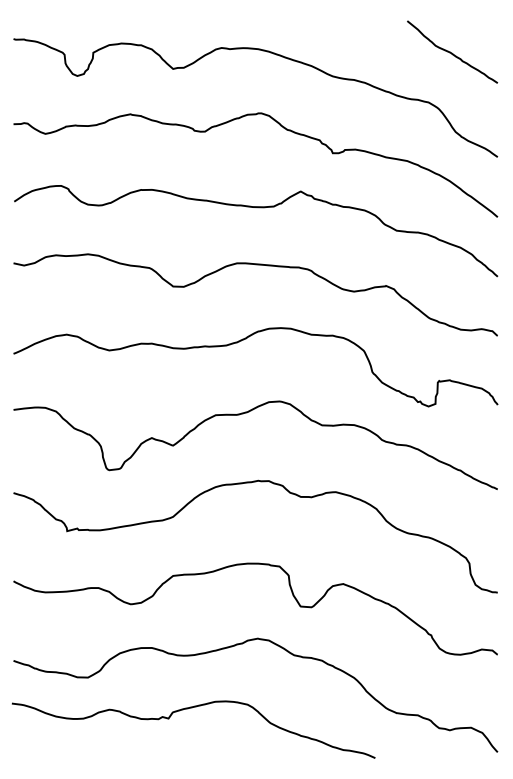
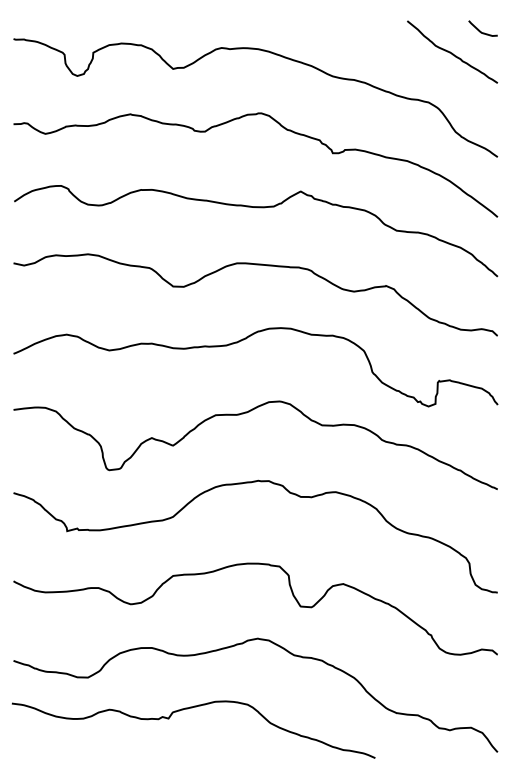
curve: none -> present (480, 30)
